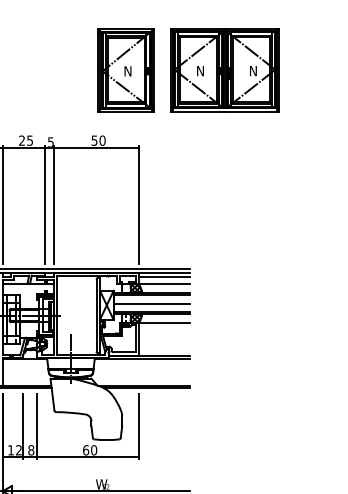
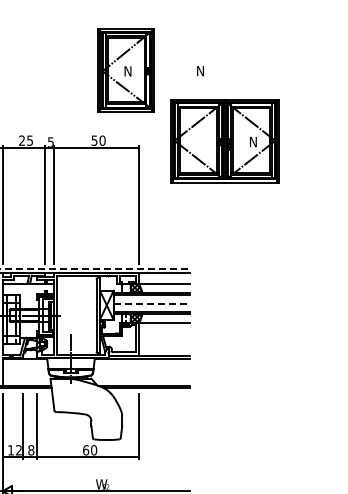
part position: (224, 70) -> (224, 141) (224, 141)
line: solid -> dashed (95, 268)
line: present -> none (164, 276)
line: solid -> dashed (152, 303)
